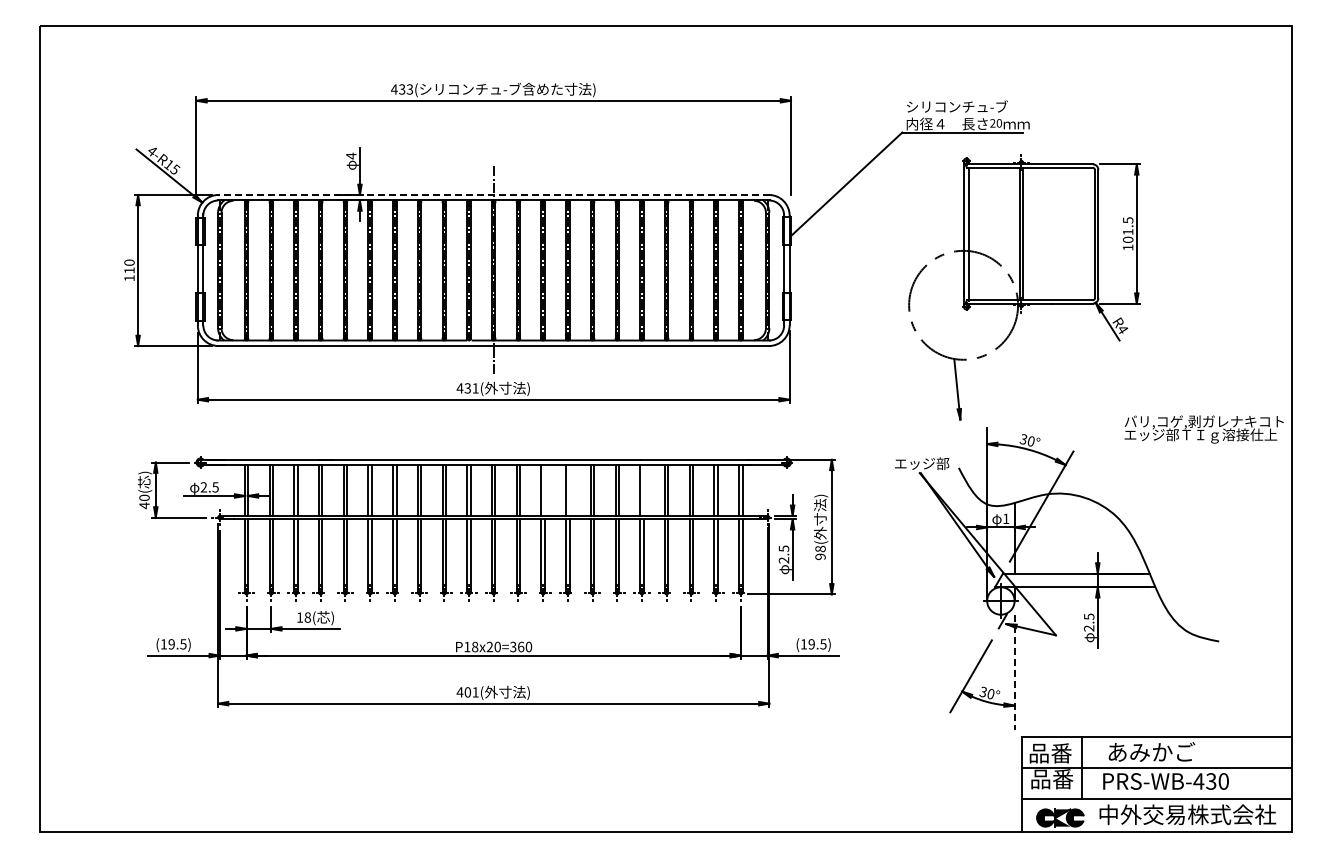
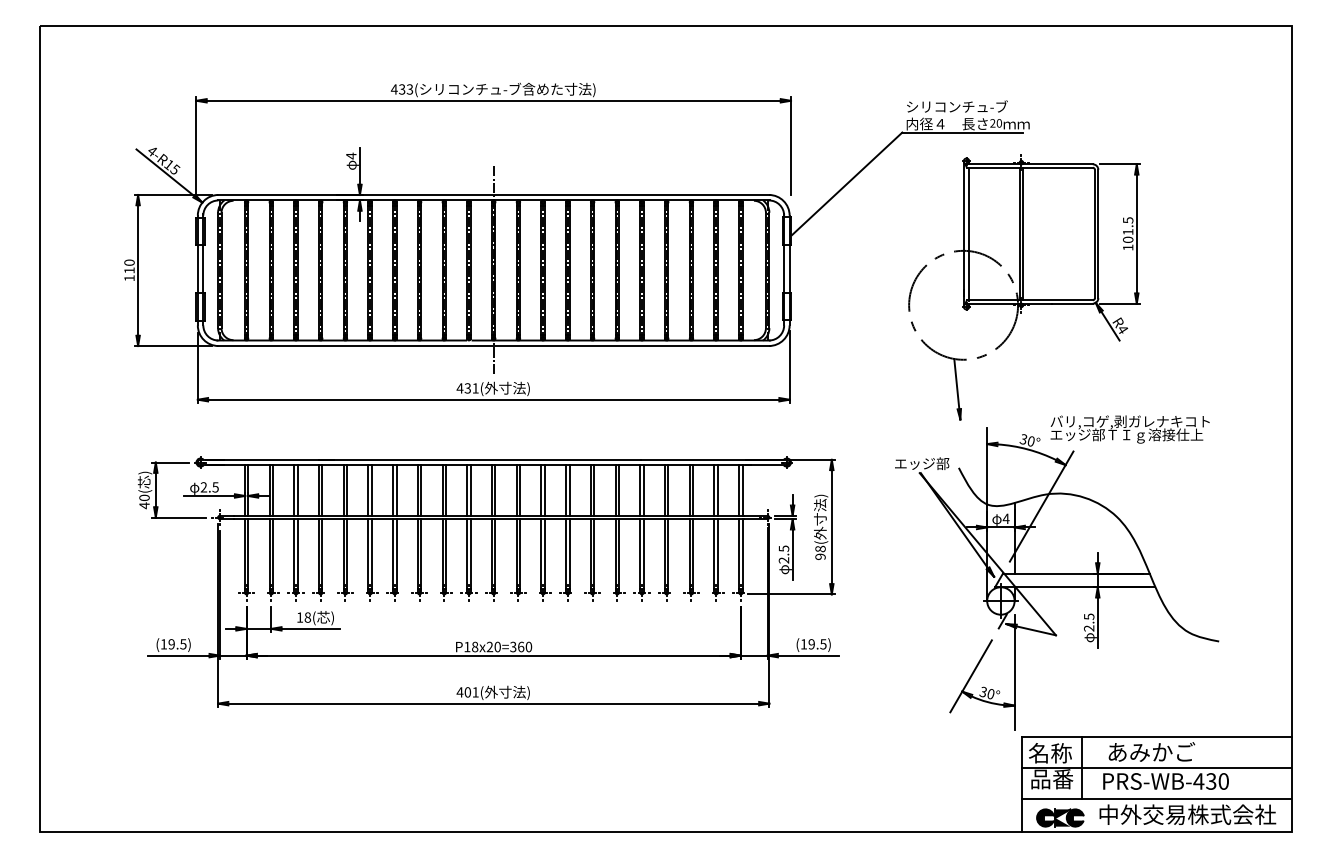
line: dashed -> solid (494, 194)
text position: (1203, 429) -> (1129, 429) (1129, 429)
line: none -> present (544, 490)
line: none -> present (569, 490)
line: none -> present (643, 490)
text: 1 -> 4 (1005, 518)
line: dashed -> solid (1014, 672)
text: 品番 -> 名称 (1050, 753)
